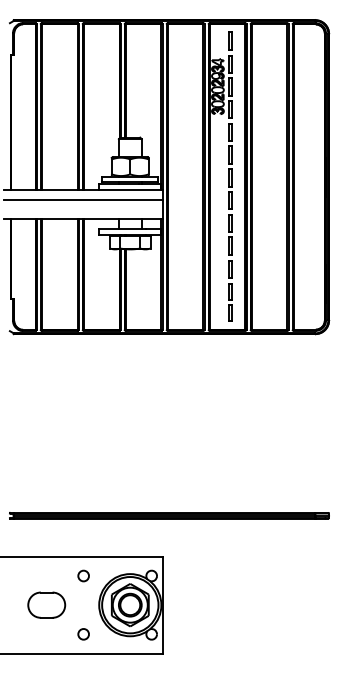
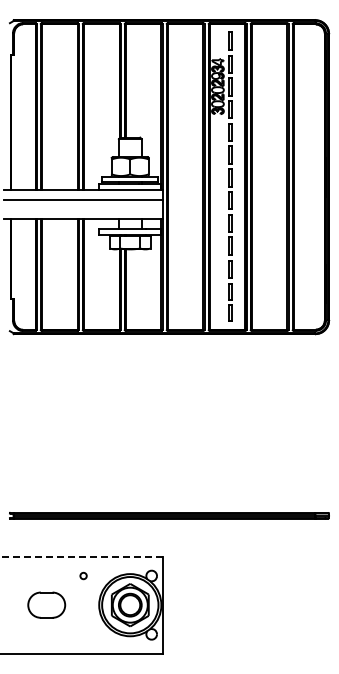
line: solid -> dashed (81, 556)
circle size: 13x14 px -> 9x10 px (83, 575)
circle: present -> none (83, 634)
